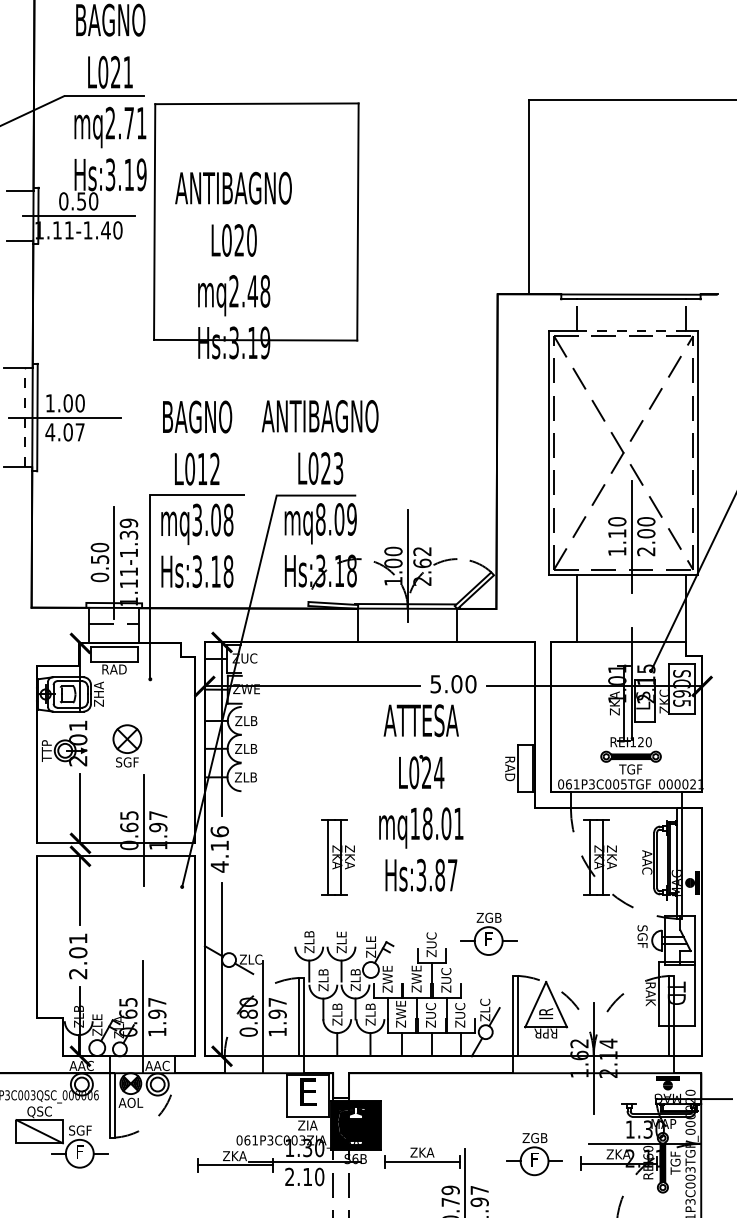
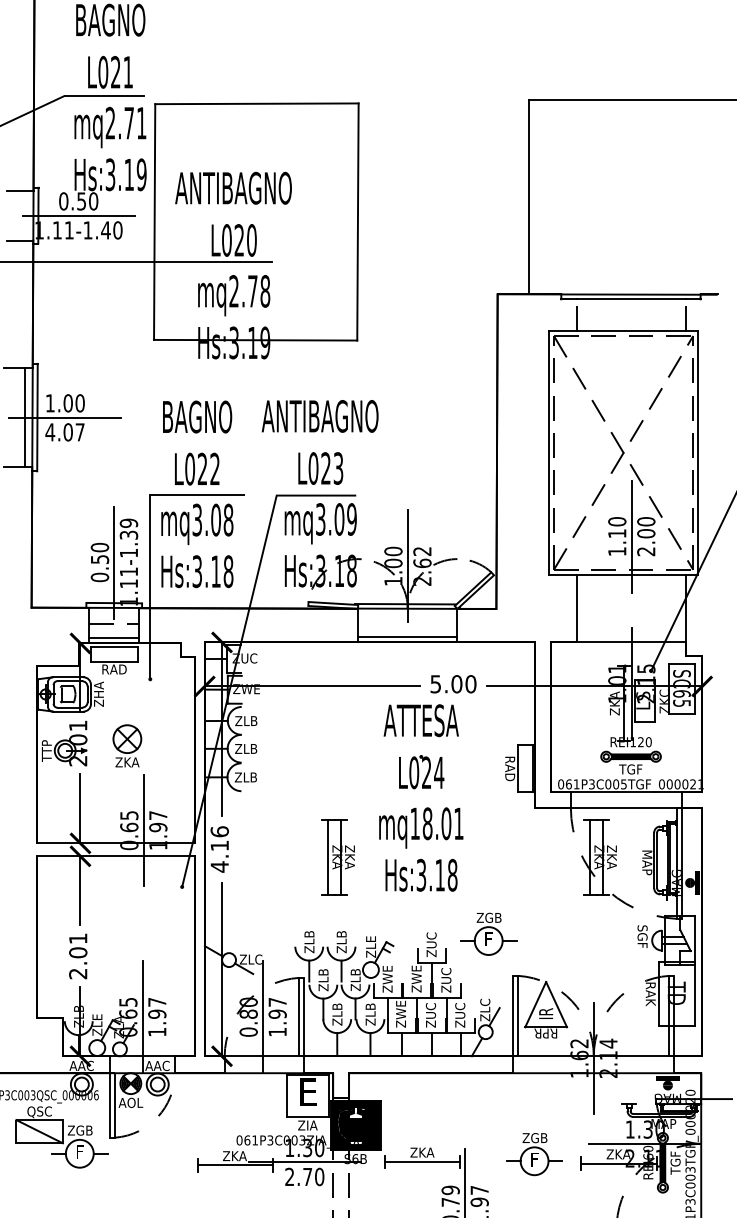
line: none -> present (137, 262)
text: mq2.48 -> mq2.78 (252, 291)
line: dashed -> solid (631, 331)
line: dashed -> solid (25, 417)
text: L012 -> L022 (202, 468)
text: mq8.09 -> mq3.09 (320, 519)
line: none -> present (407, 637)
line: none -> present (114, 638)
text: SGF -> ZKA (127, 762)
text: AAC -> MAP (647, 862)
text: Hs:3.87 -> Hs:3.18 (446, 874)
text: ZLE -> ZLB (341, 932)
text: SGF -> ZGB (79, 1130)
text: 2.10 -> 2.70 (307, 1176)
